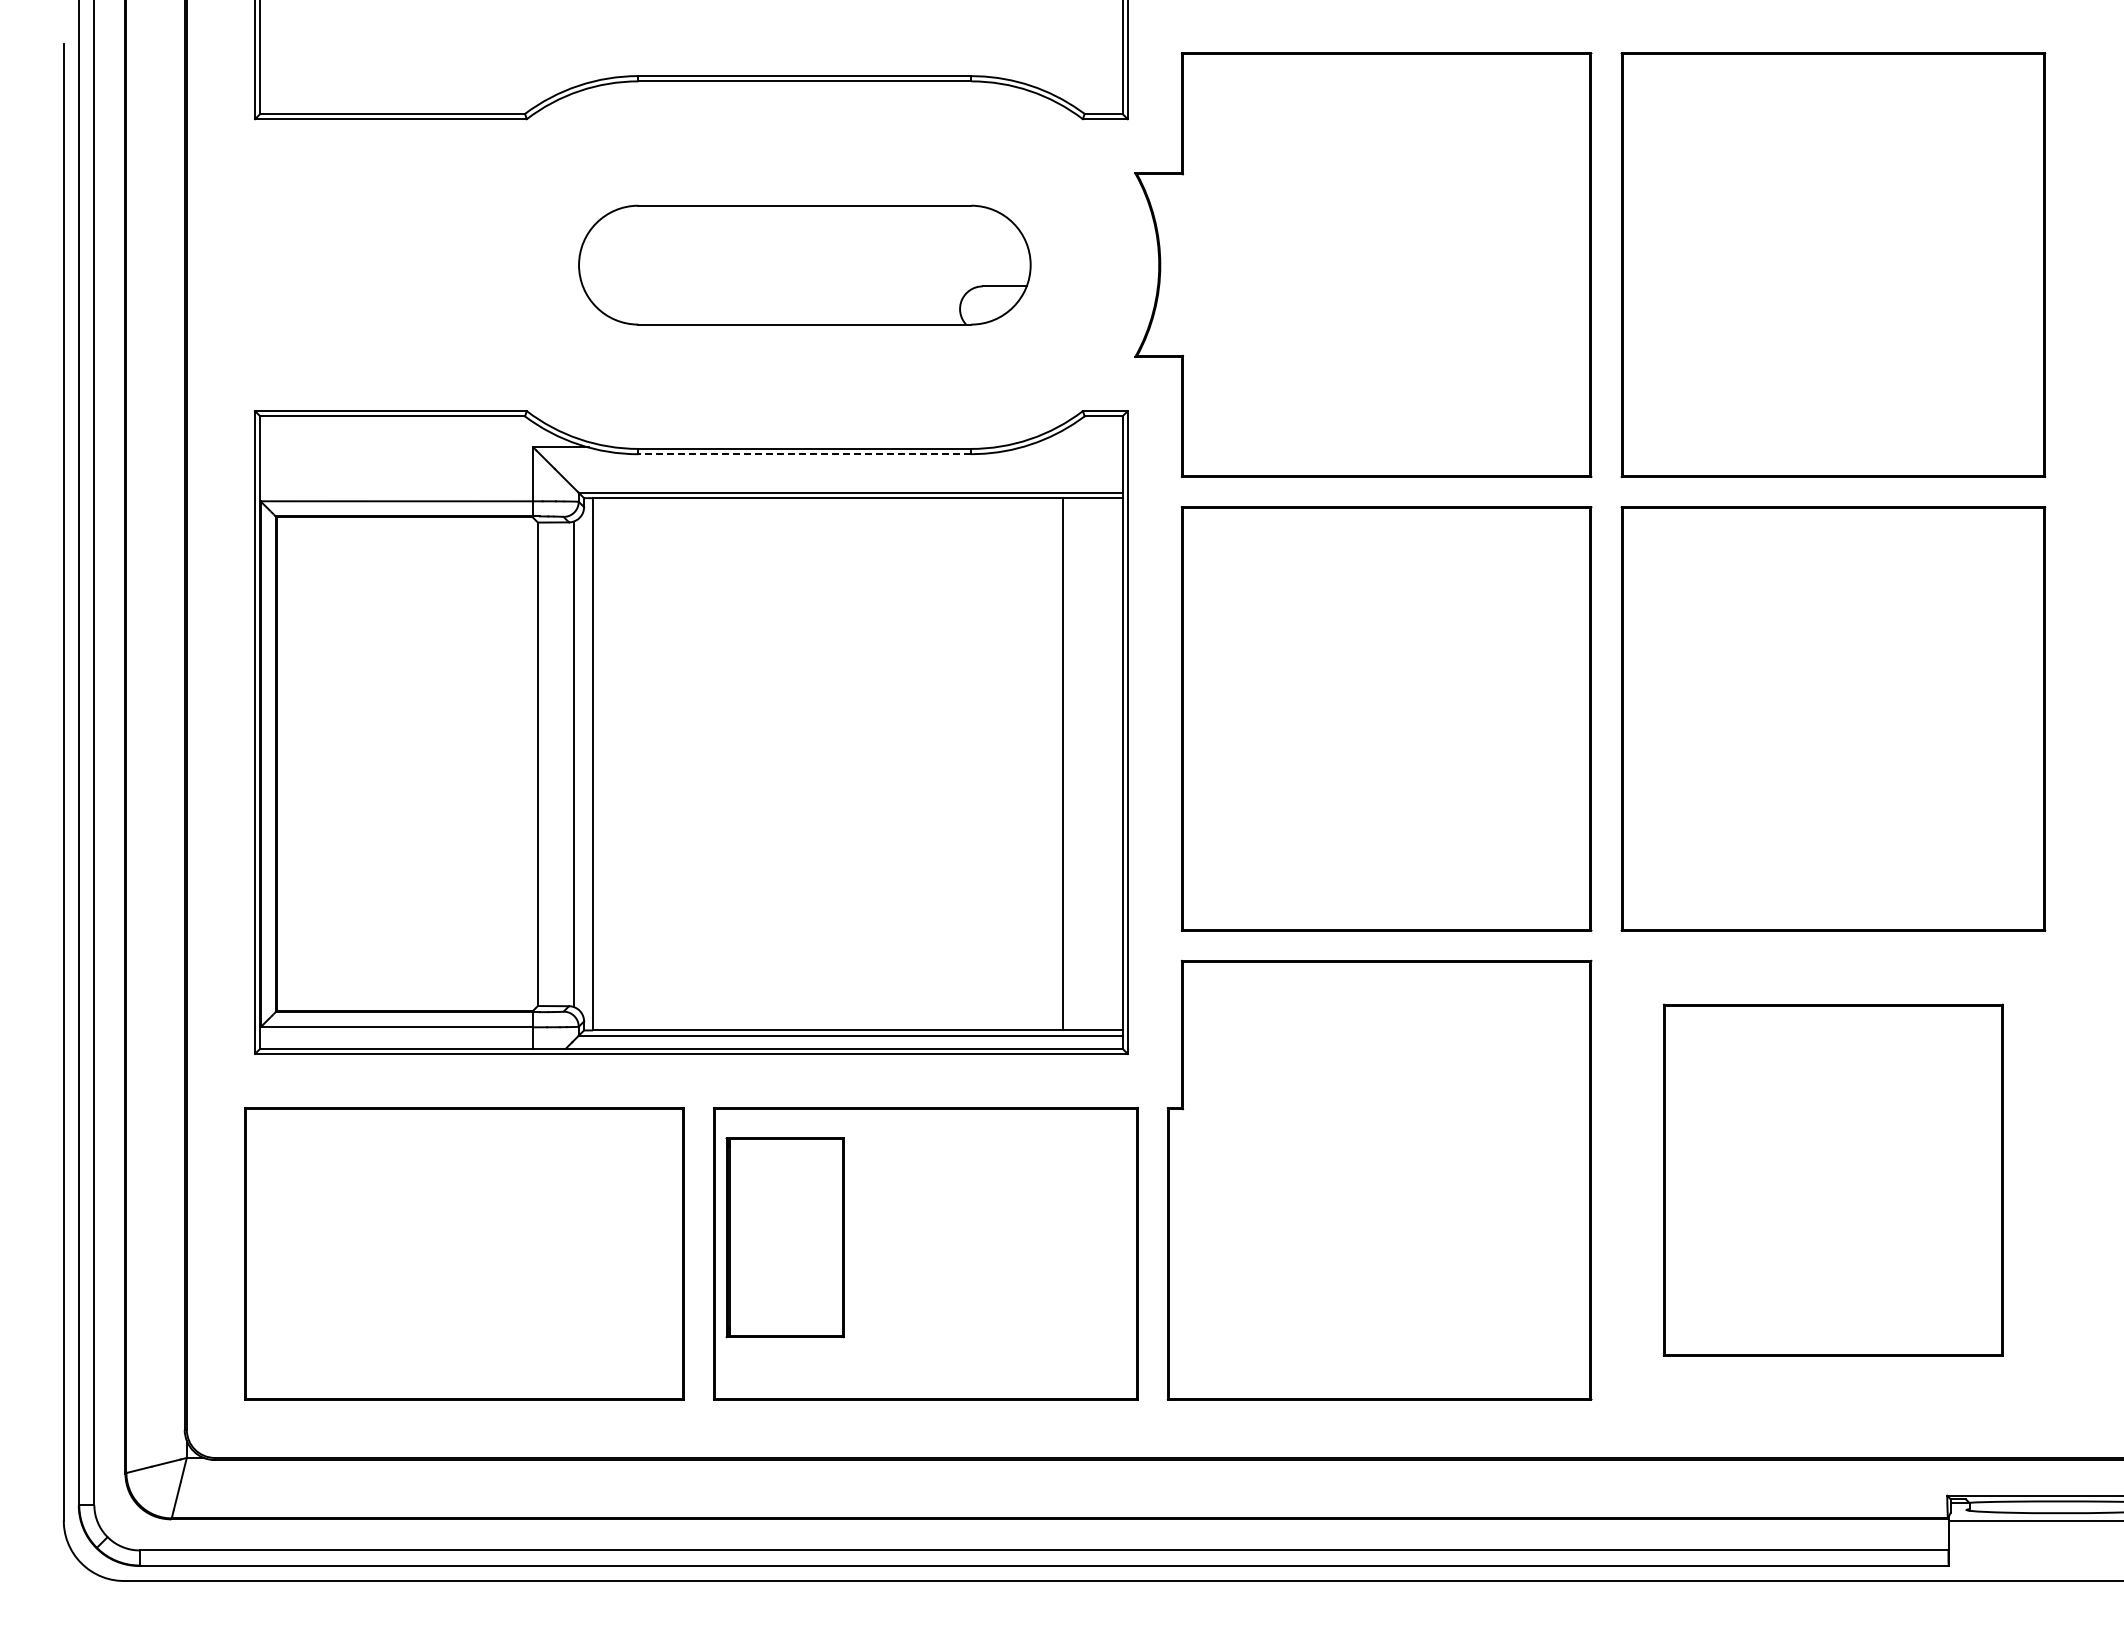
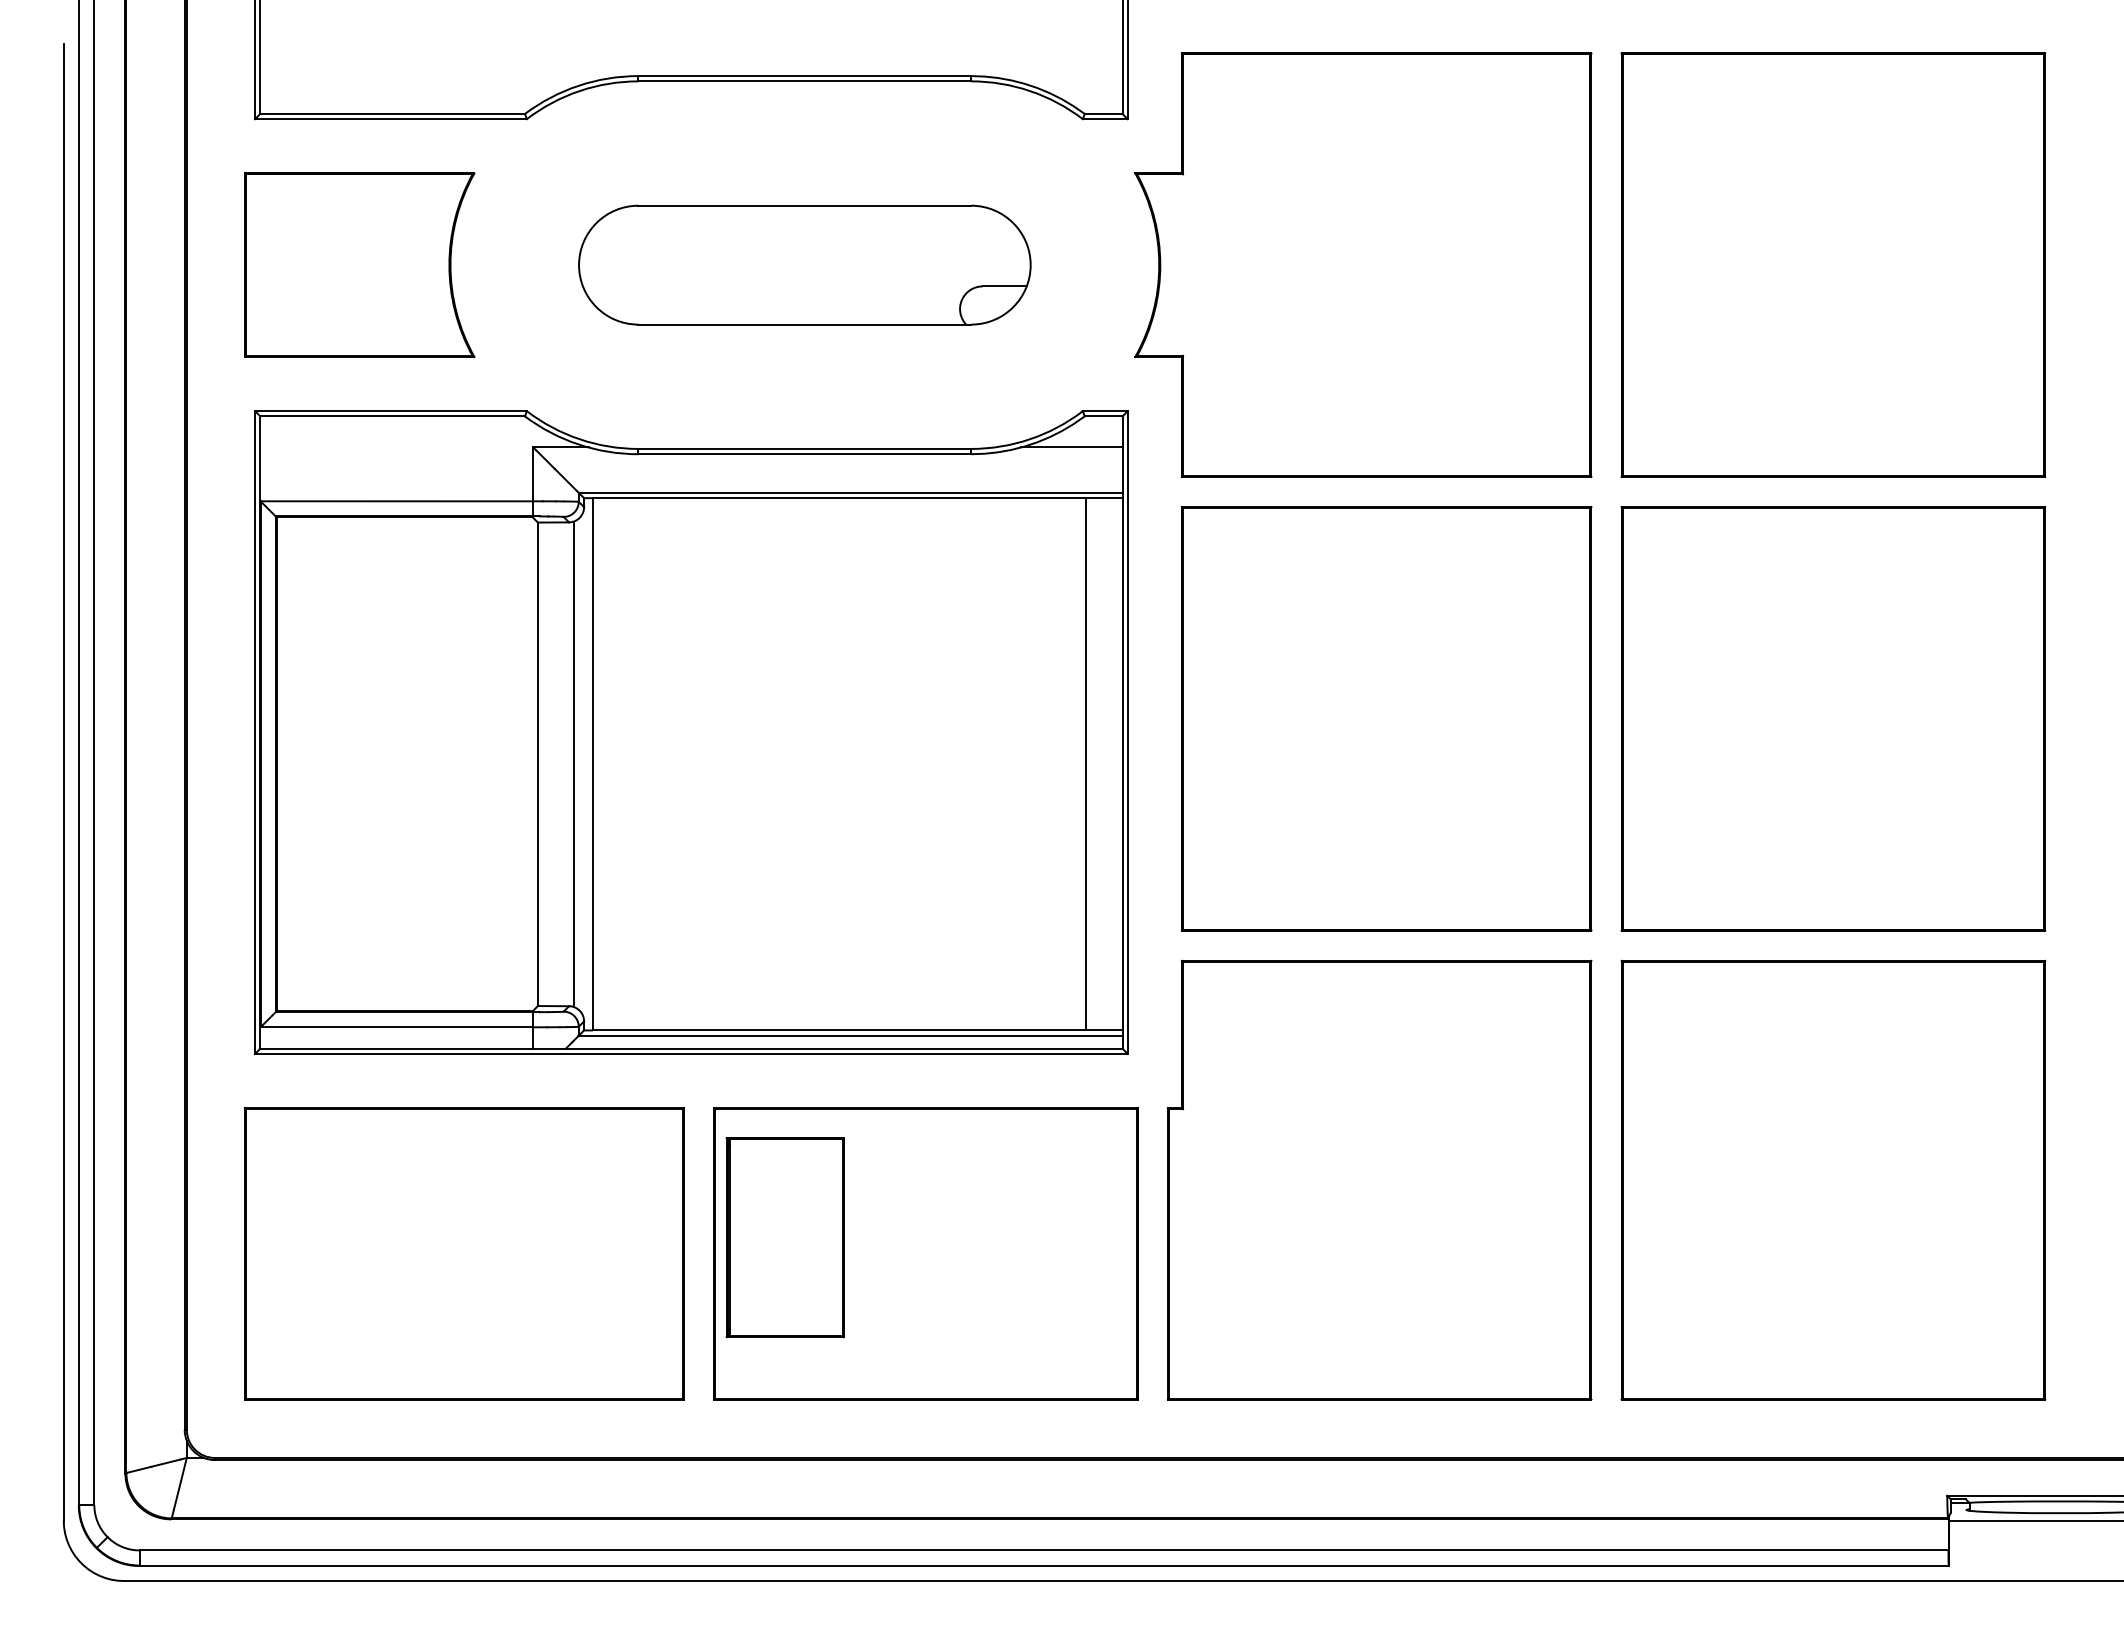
part: none -> present (359, 264)
line: none -> present (1071, 447)
line: dashed -> solid (804, 454)
line position: (1063, 764) -> (1086, 764) (1086, 764)
part size: 341x354 px -> 427x442 px (1833, 1179)
